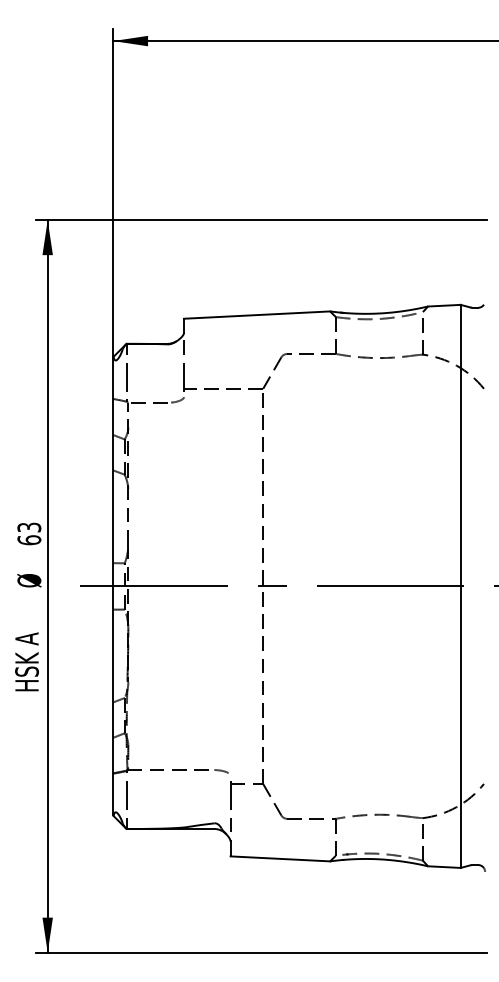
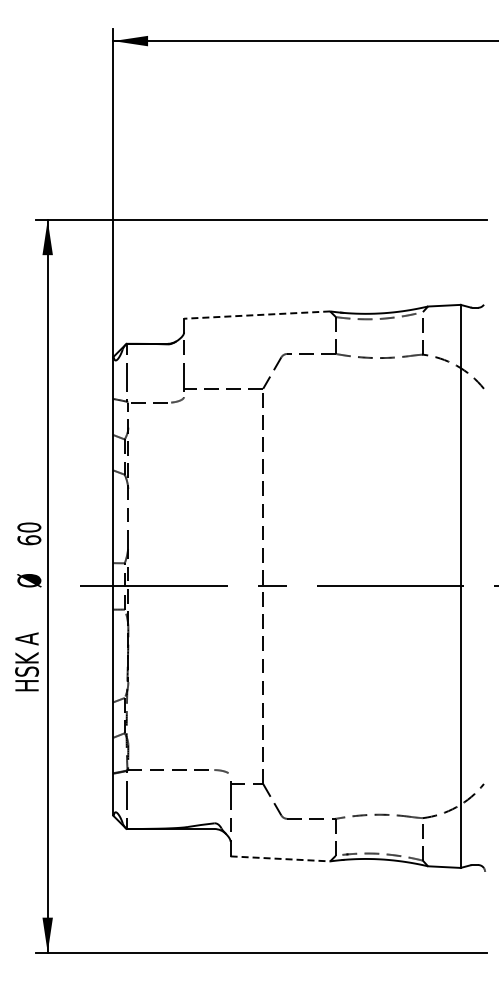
line: solid -> dashed (256, 315)
text: 63 -> 60 (29, 527)
line: solid -> dashed (280, 858)
